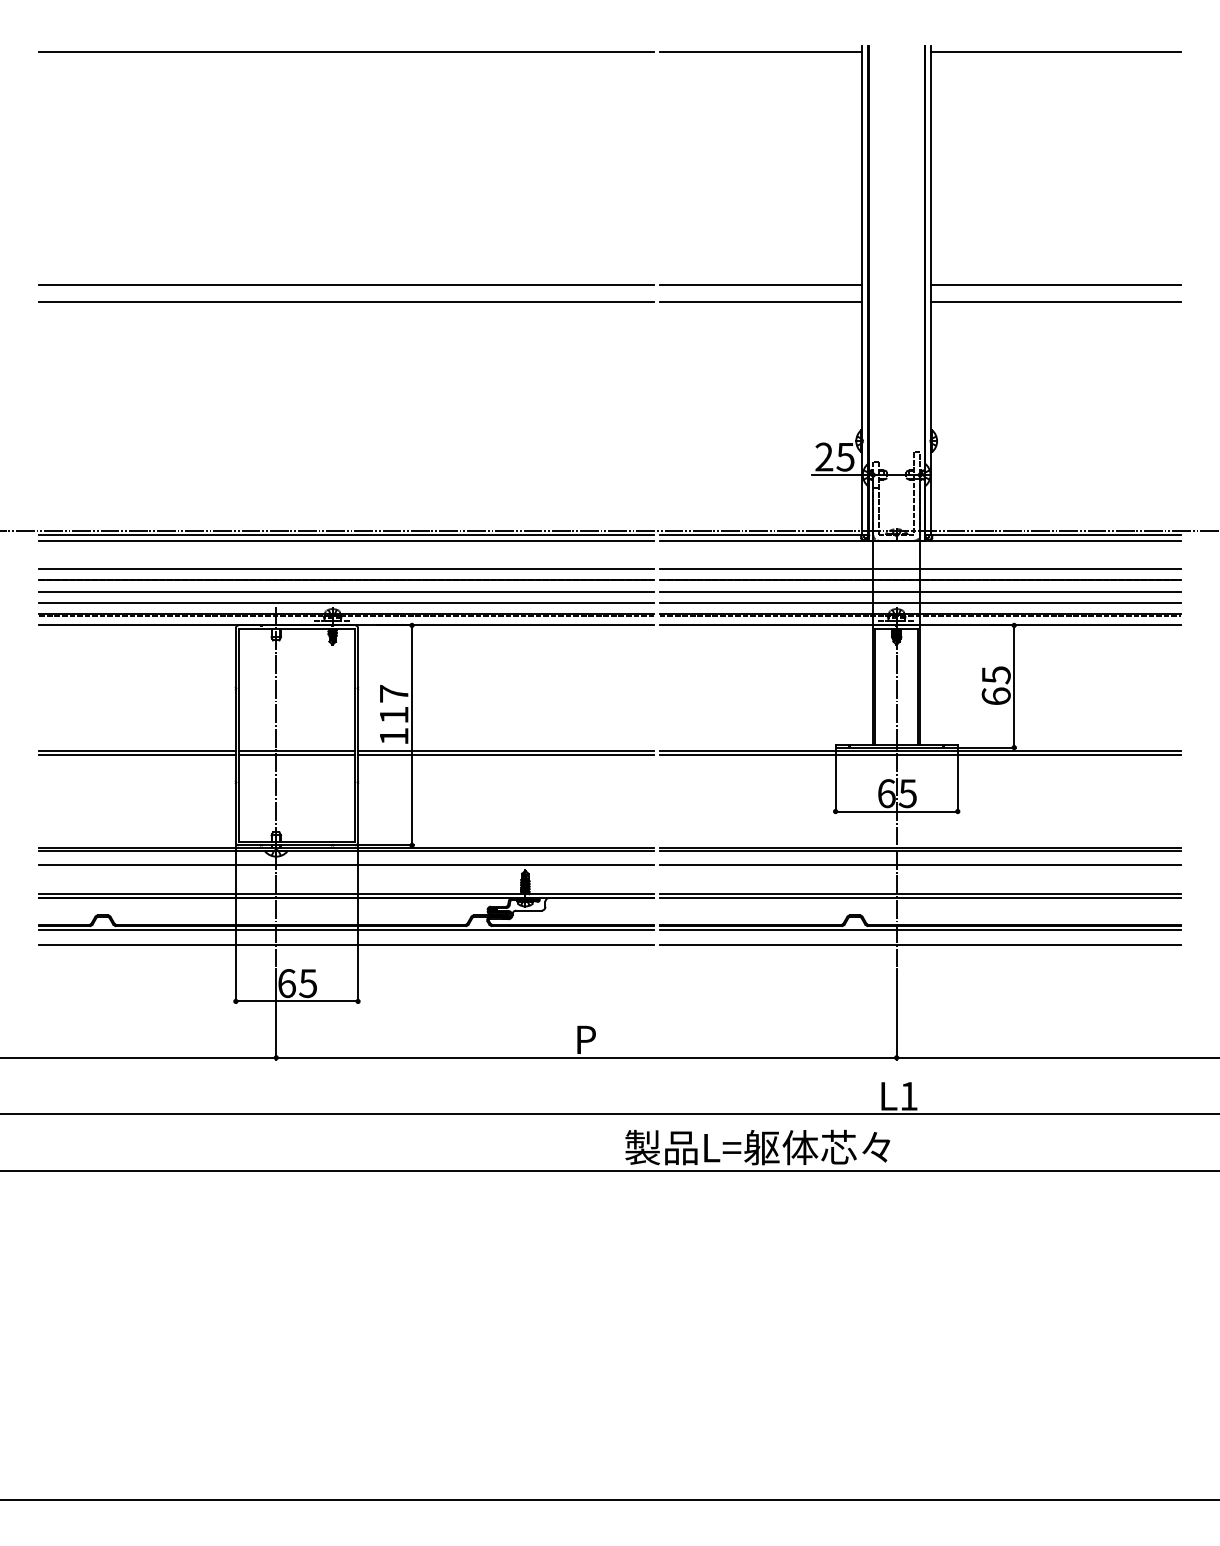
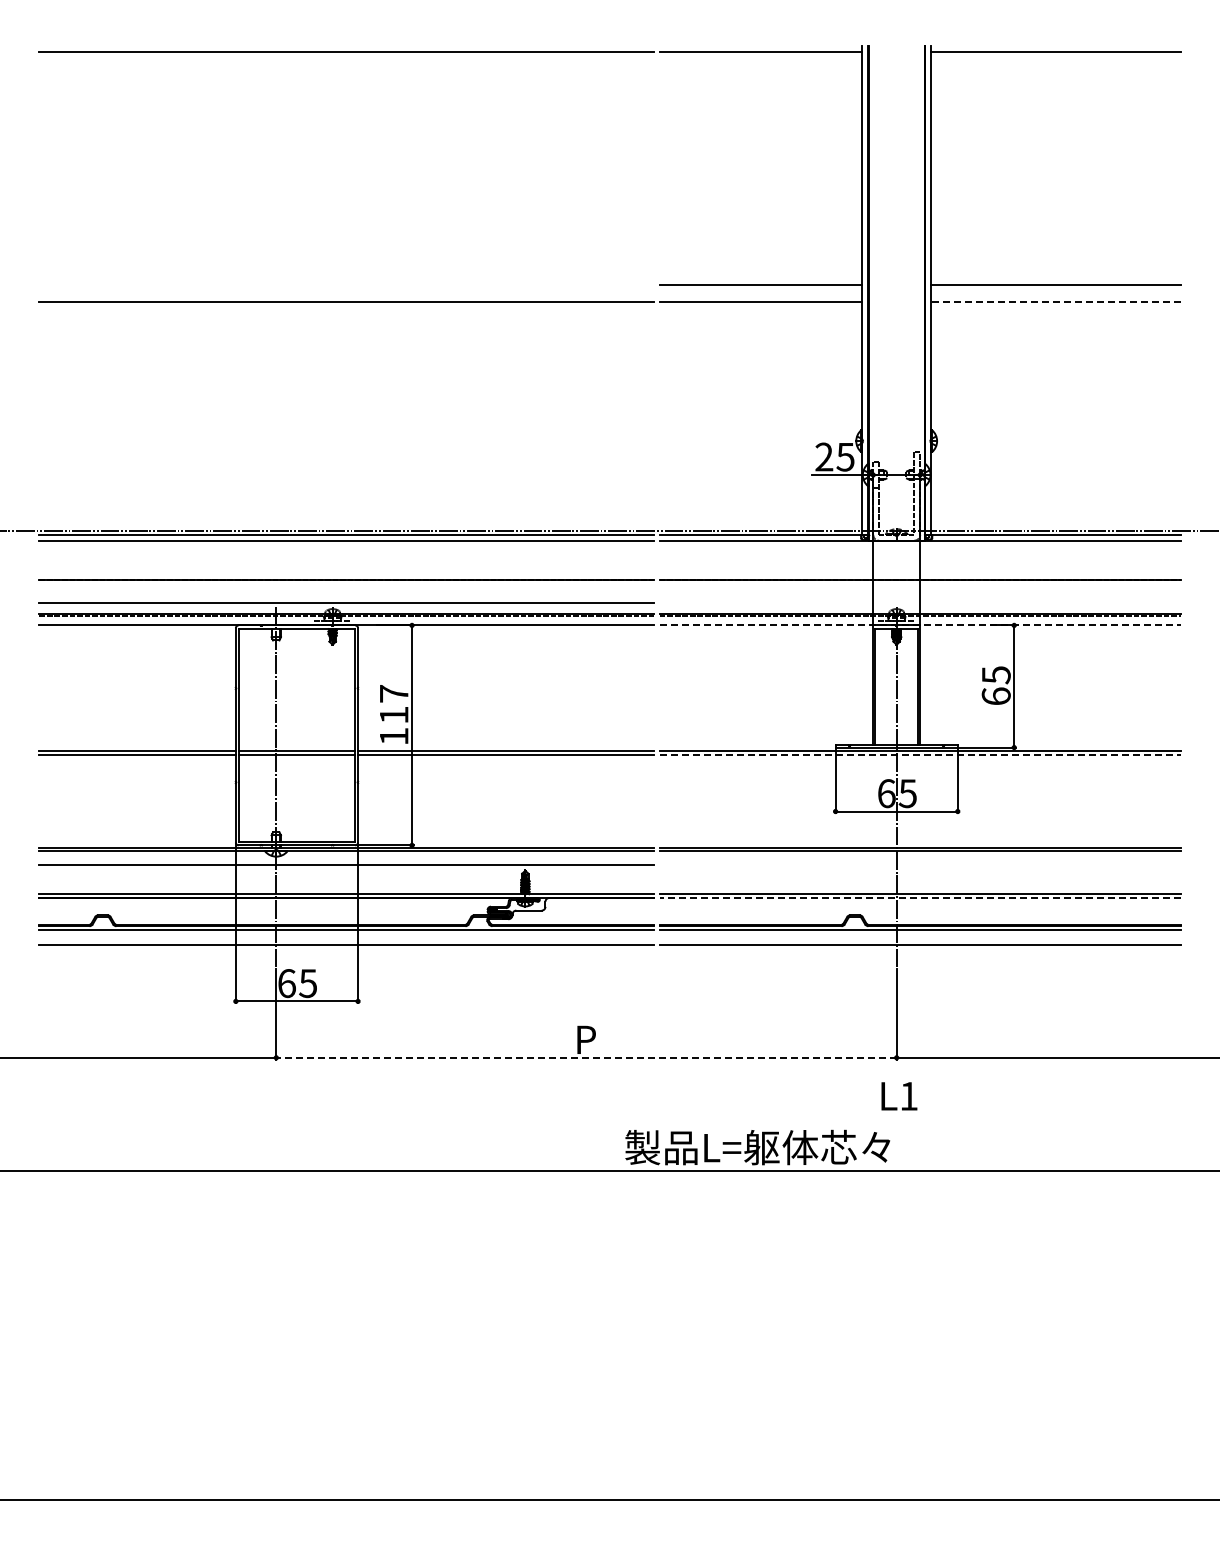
line: present -> none (346, 285)
line: solid -> dashed (1056, 302)
line: present -> none (346, 569)
line: present -> none (919, 569)
line: present -> none (346, 591)
line: present -> none (919, 591)
line: present -> none (919, 602)
line: solid -> dashed (920, 625)
line: solid -> dashed (920, 755)
line: present -> none (919, 864)
line: solid -> dashed (919, 898)
line: solid -> dashed (586, 1057)
line: present -> none (609, 1114)
